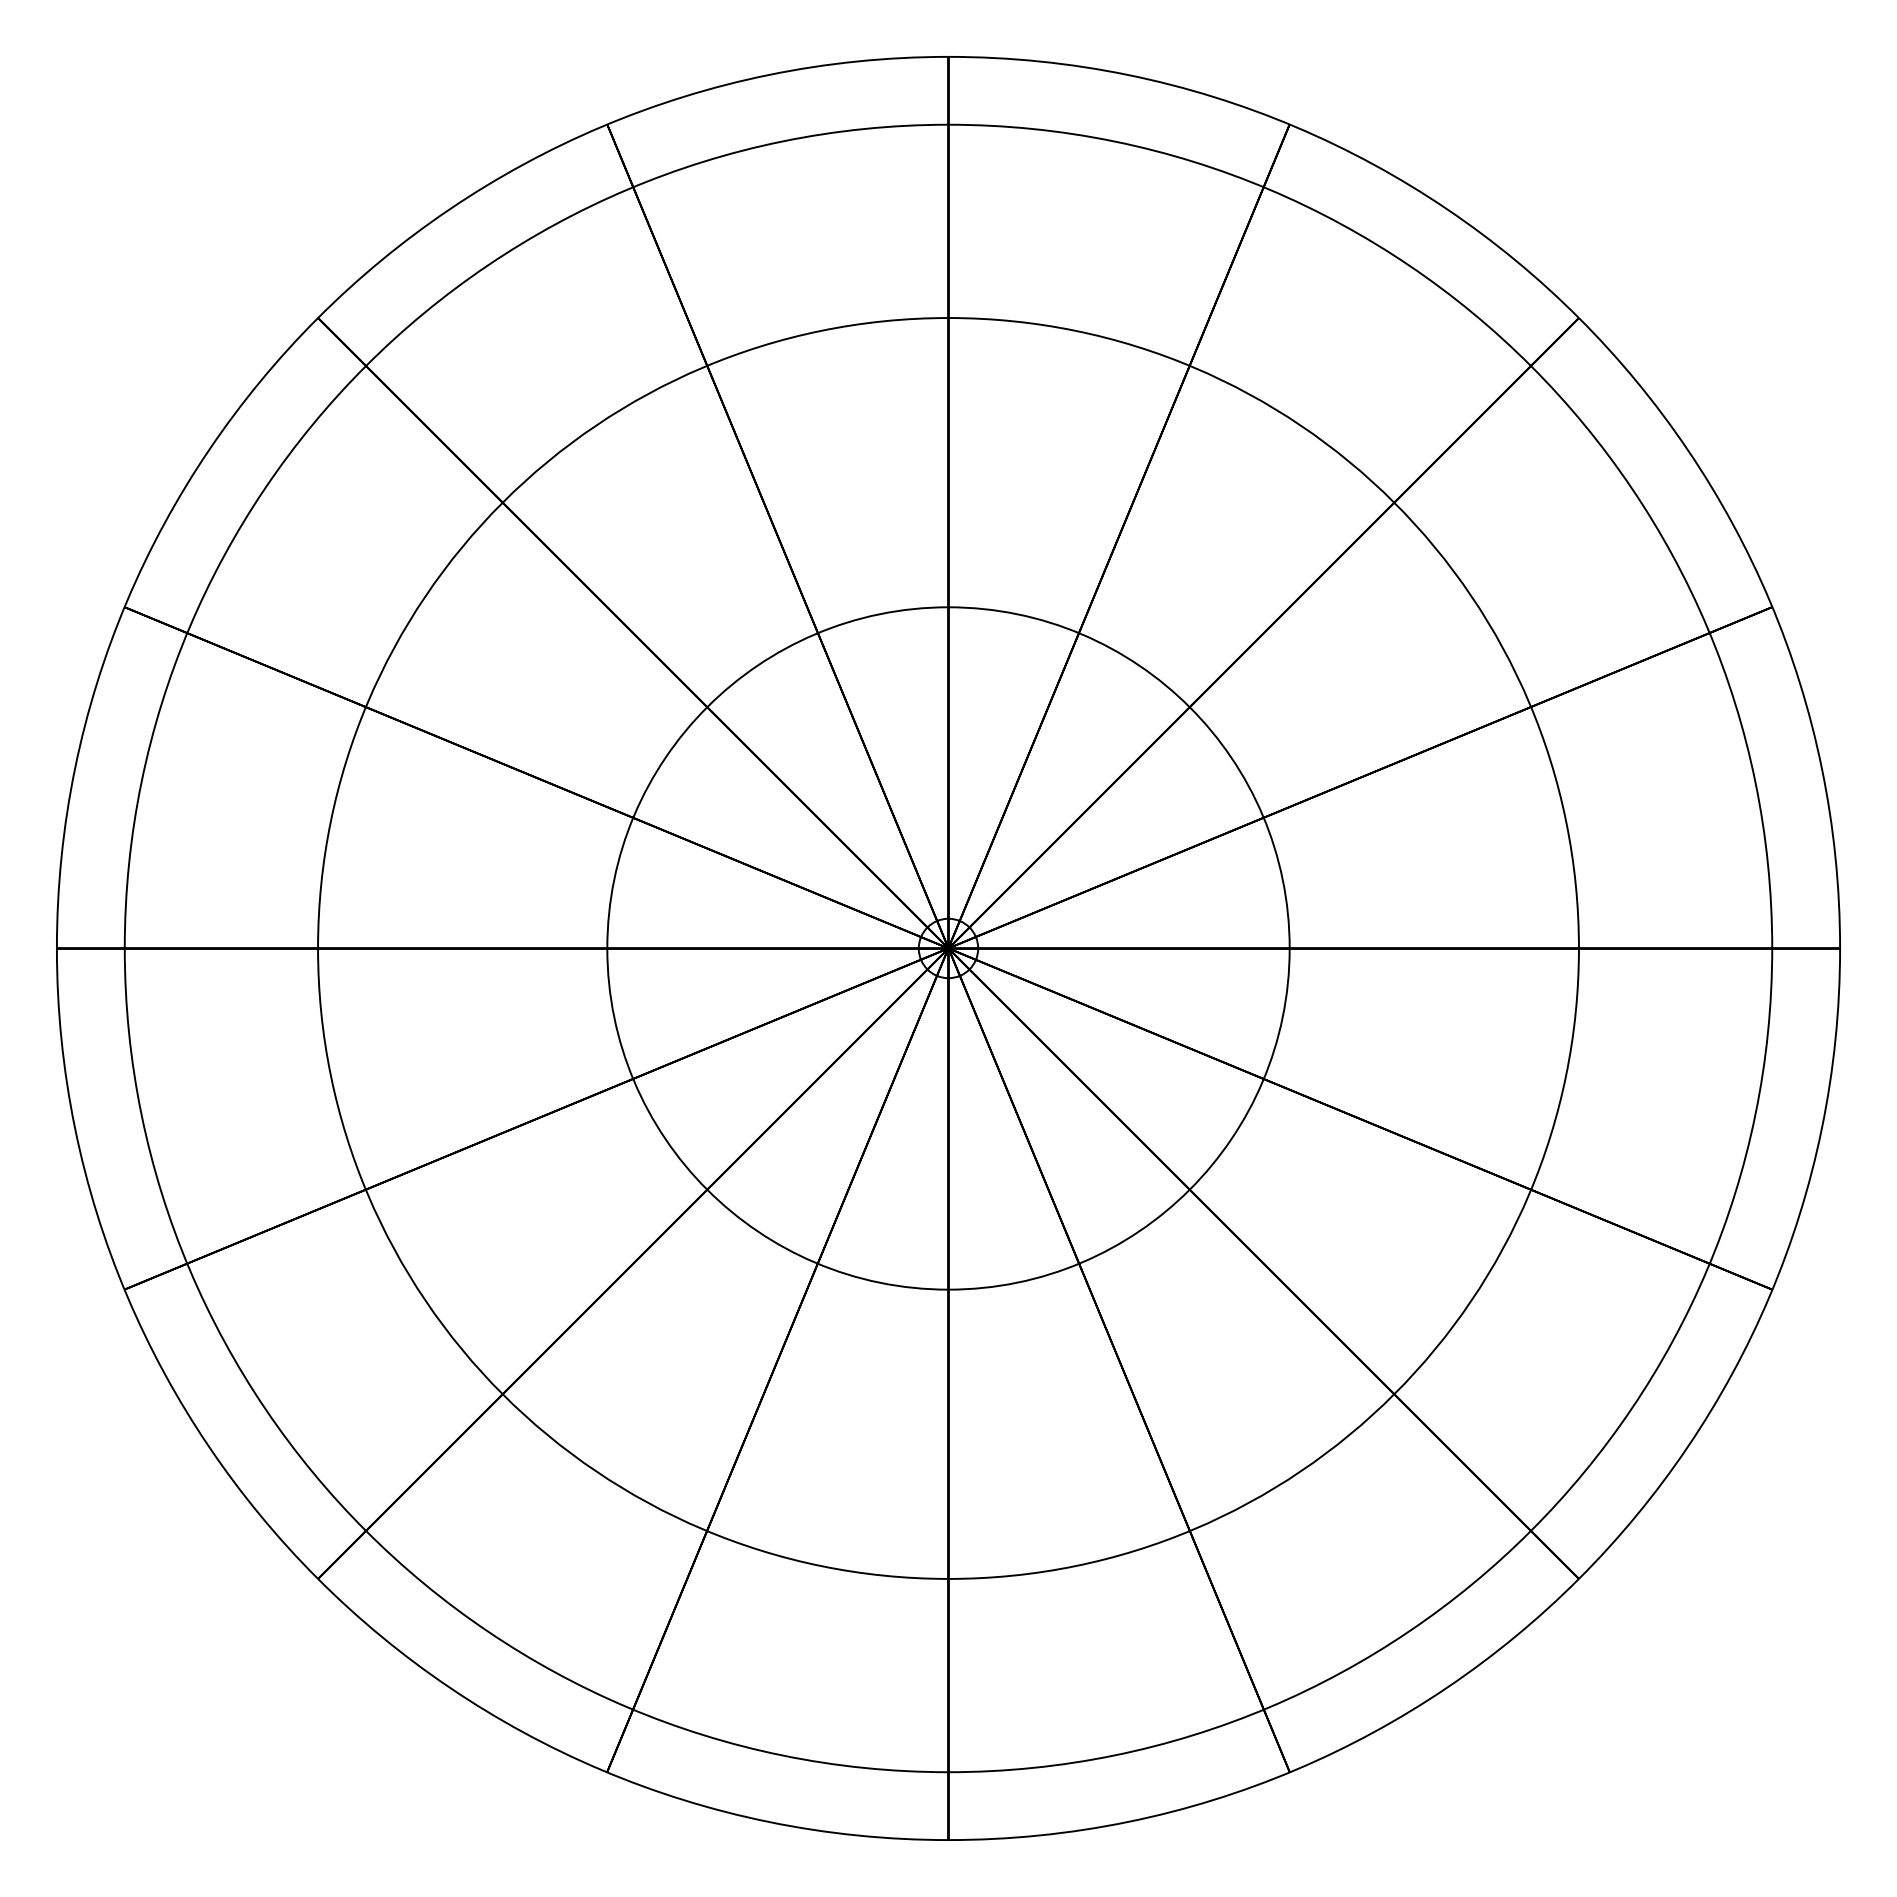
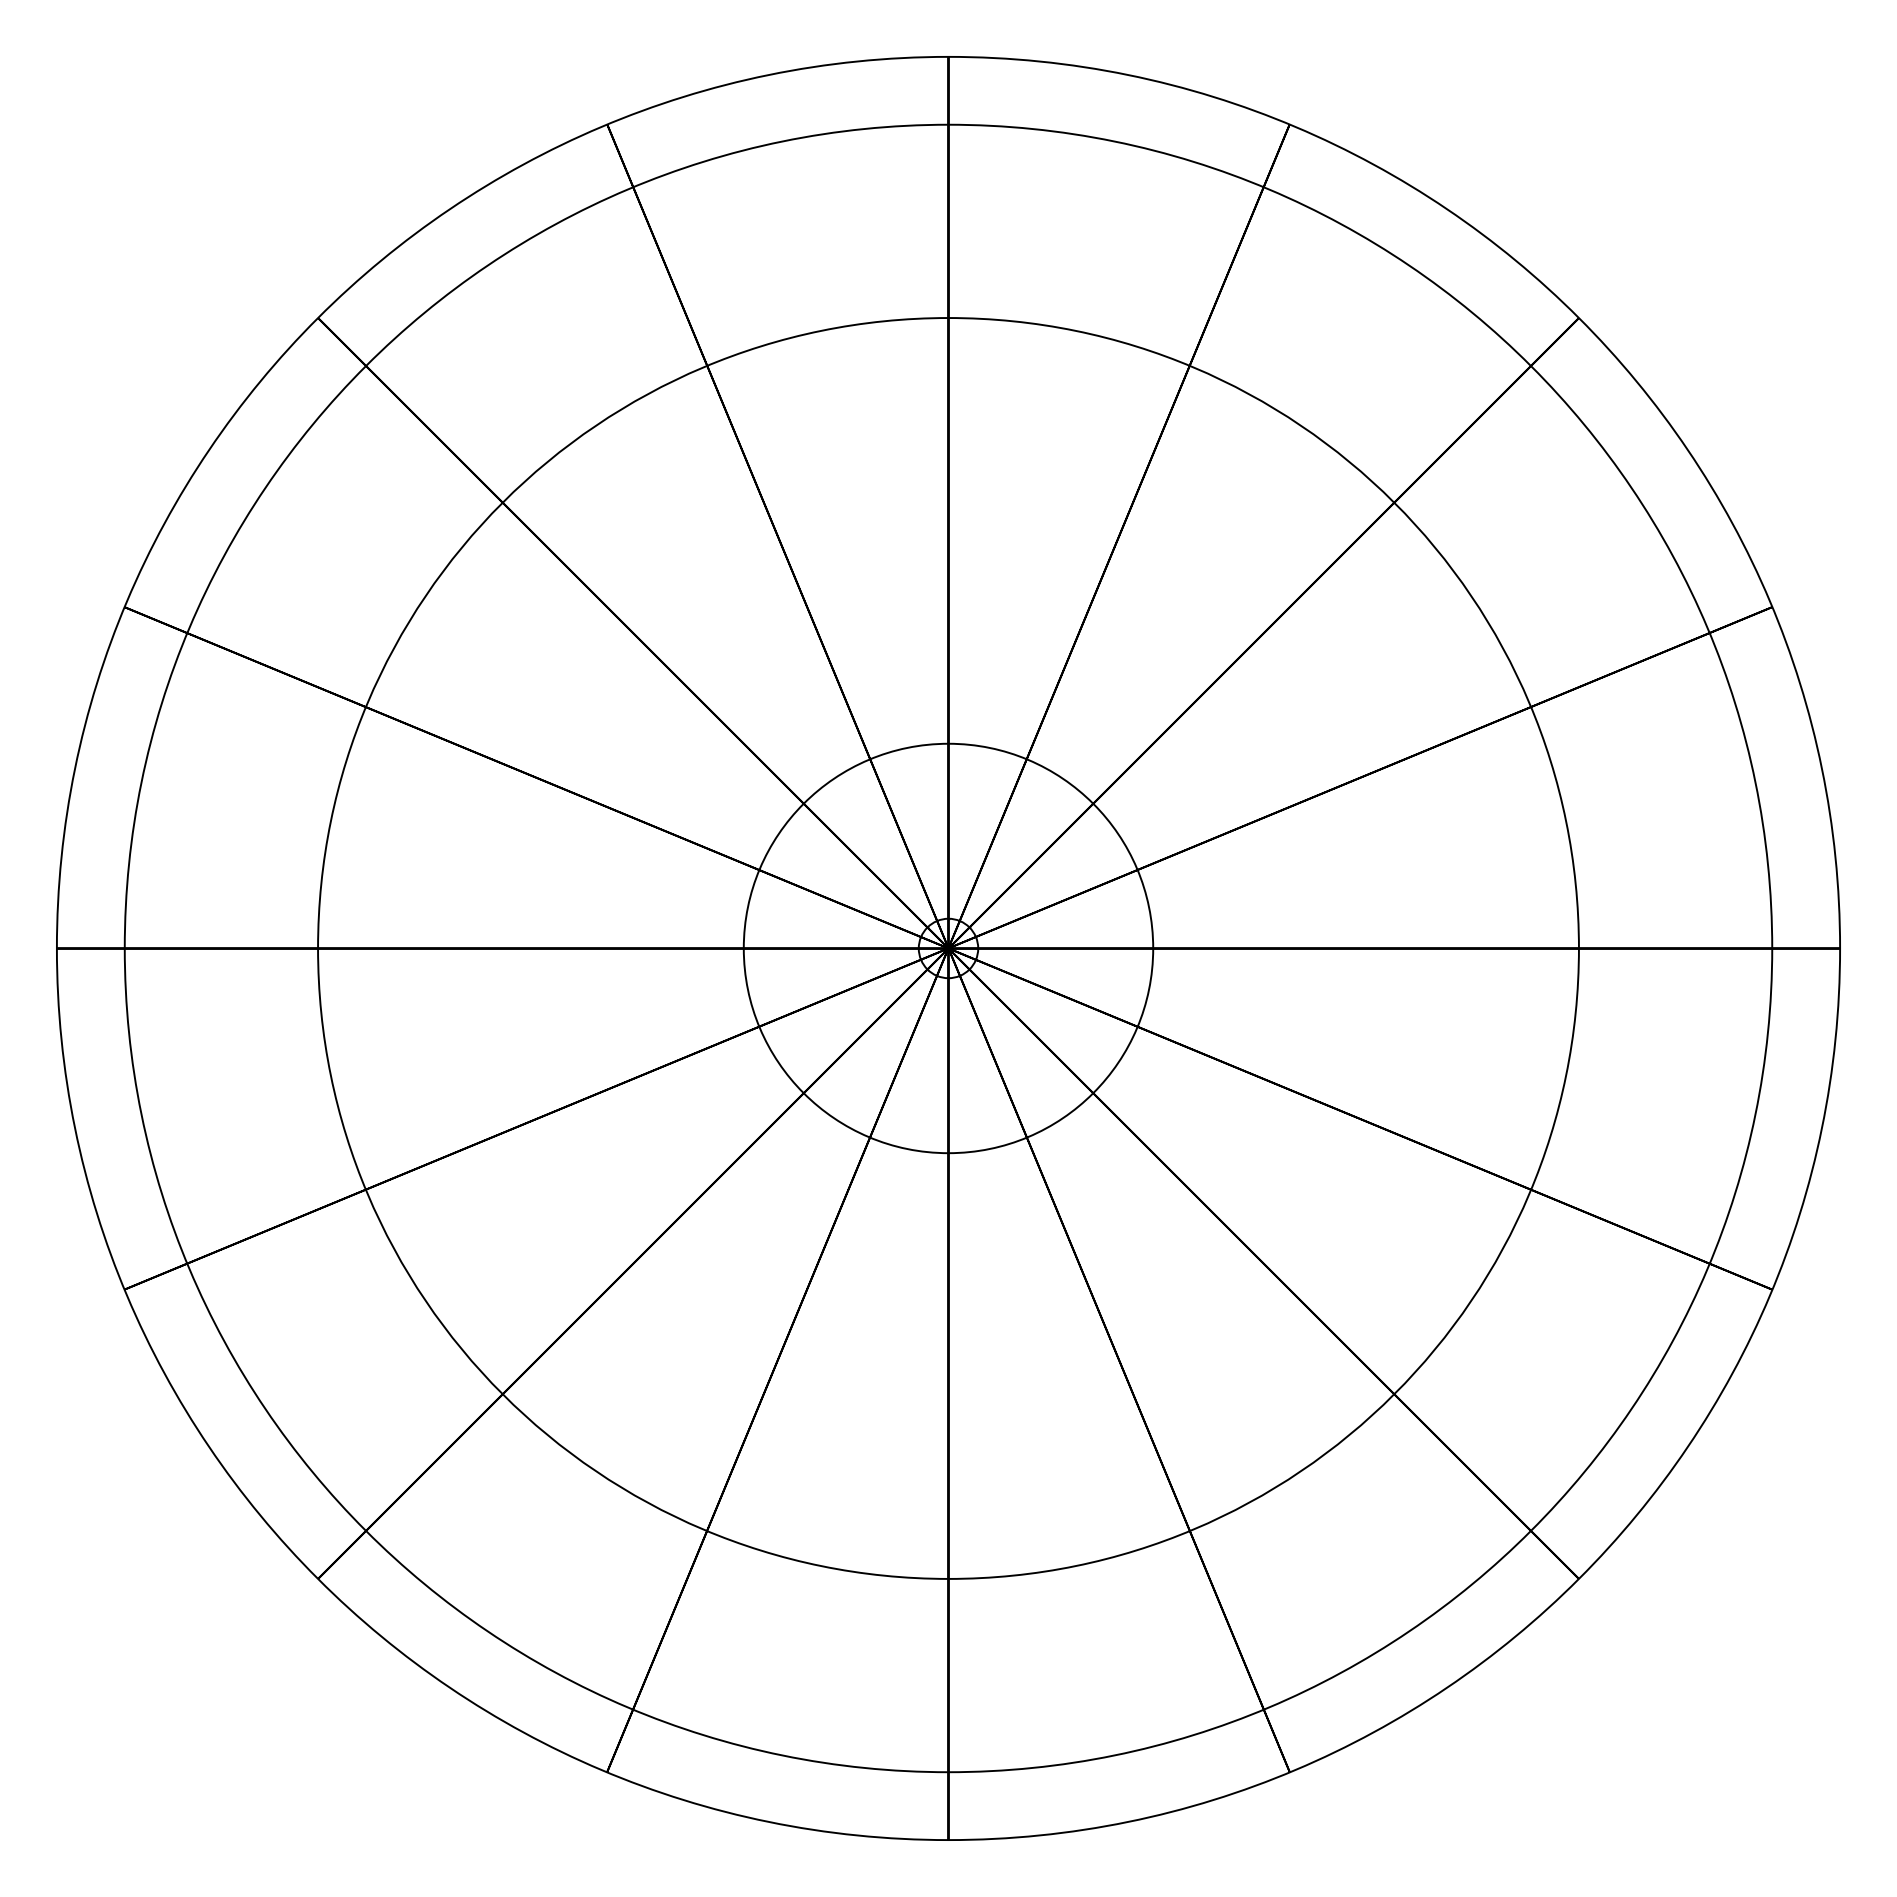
circle diameter: 682 px -> 409 px (948, 948)
